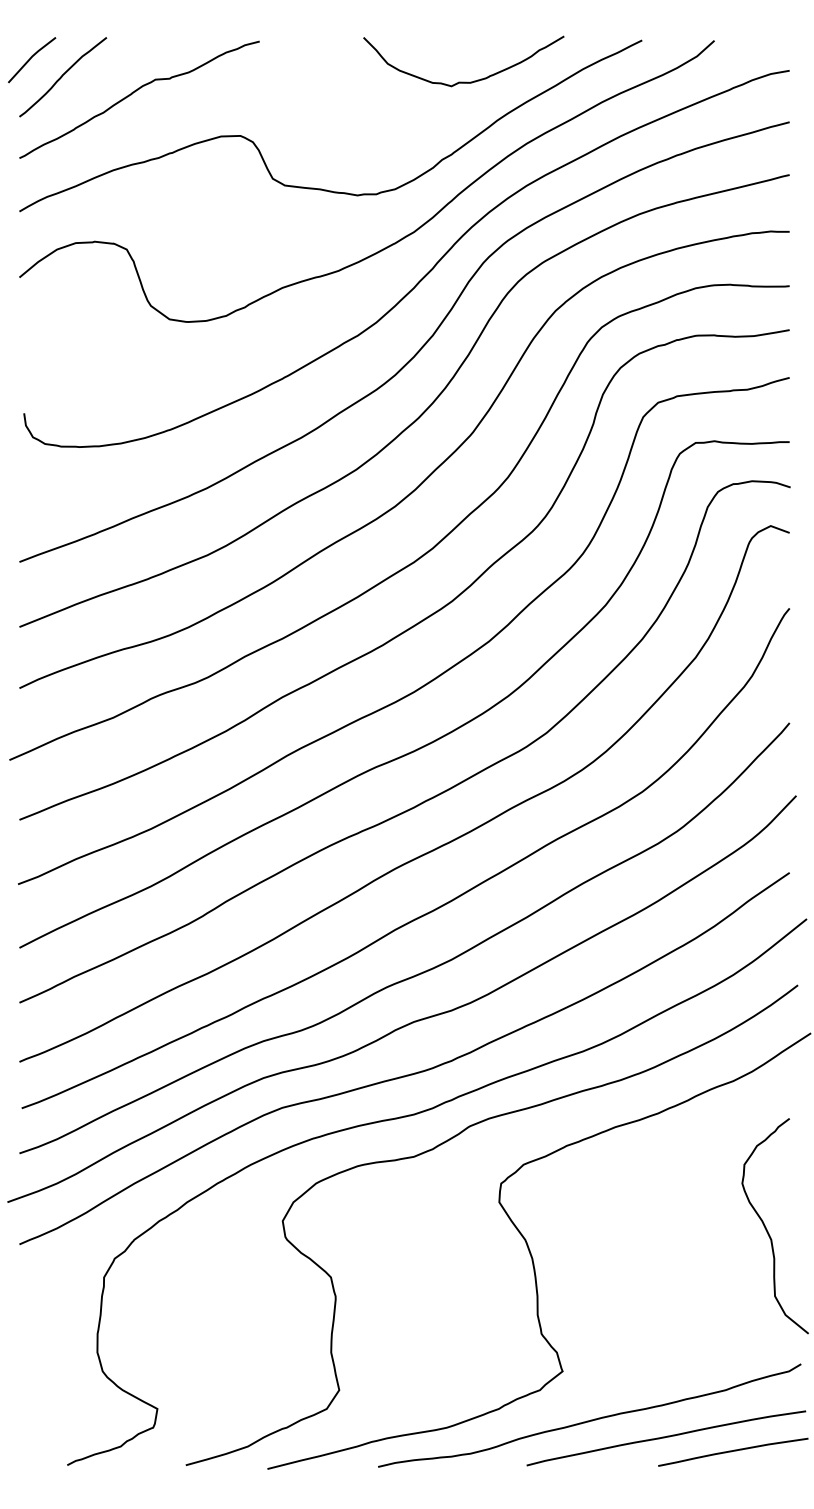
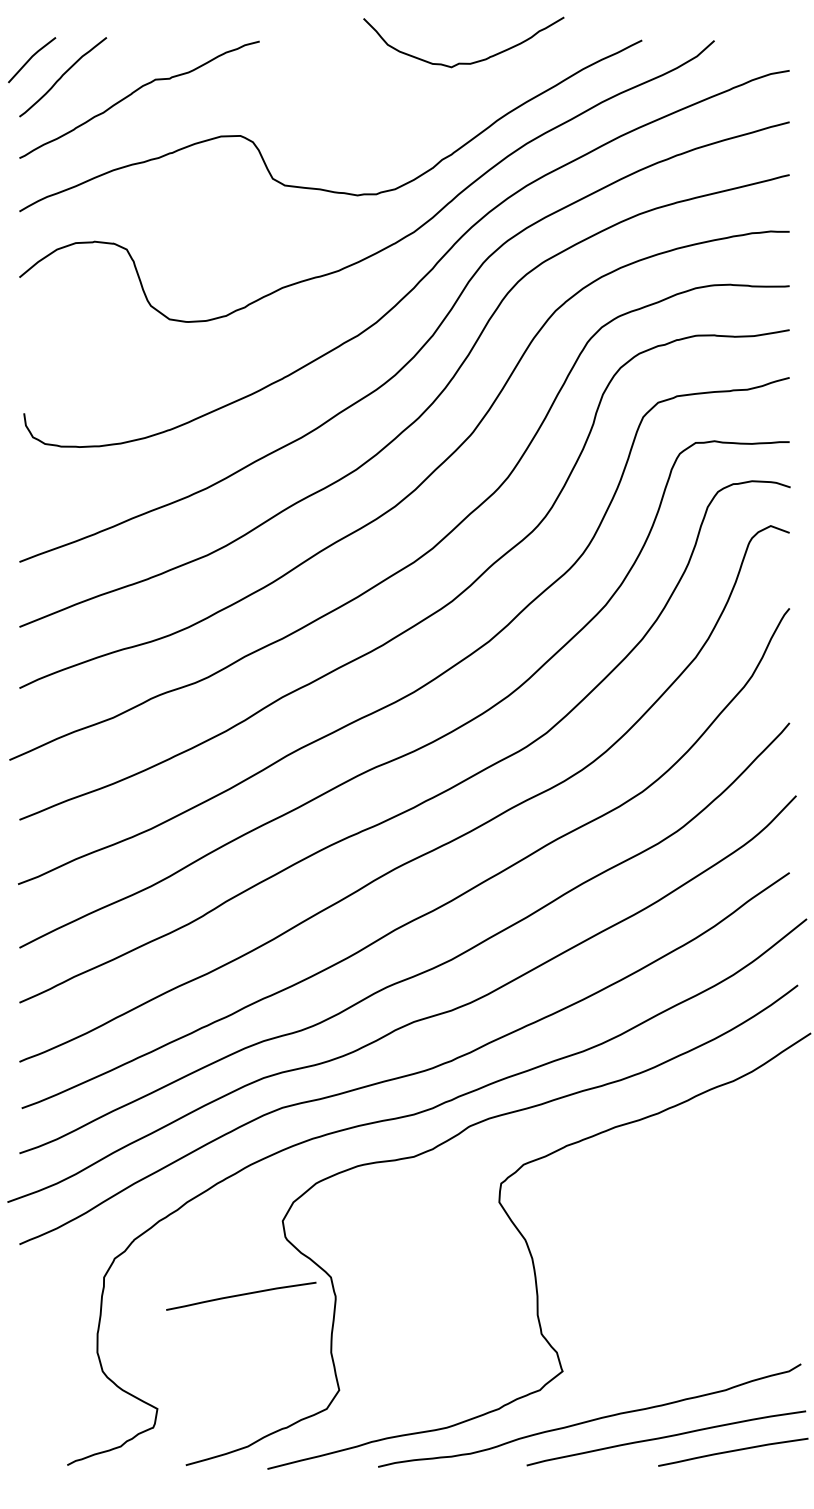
curve position: (463, 81) -> (463, 62) (463, 62)
curve: present -> none (767, 1229)
curve: none -> present (241, 1295)
